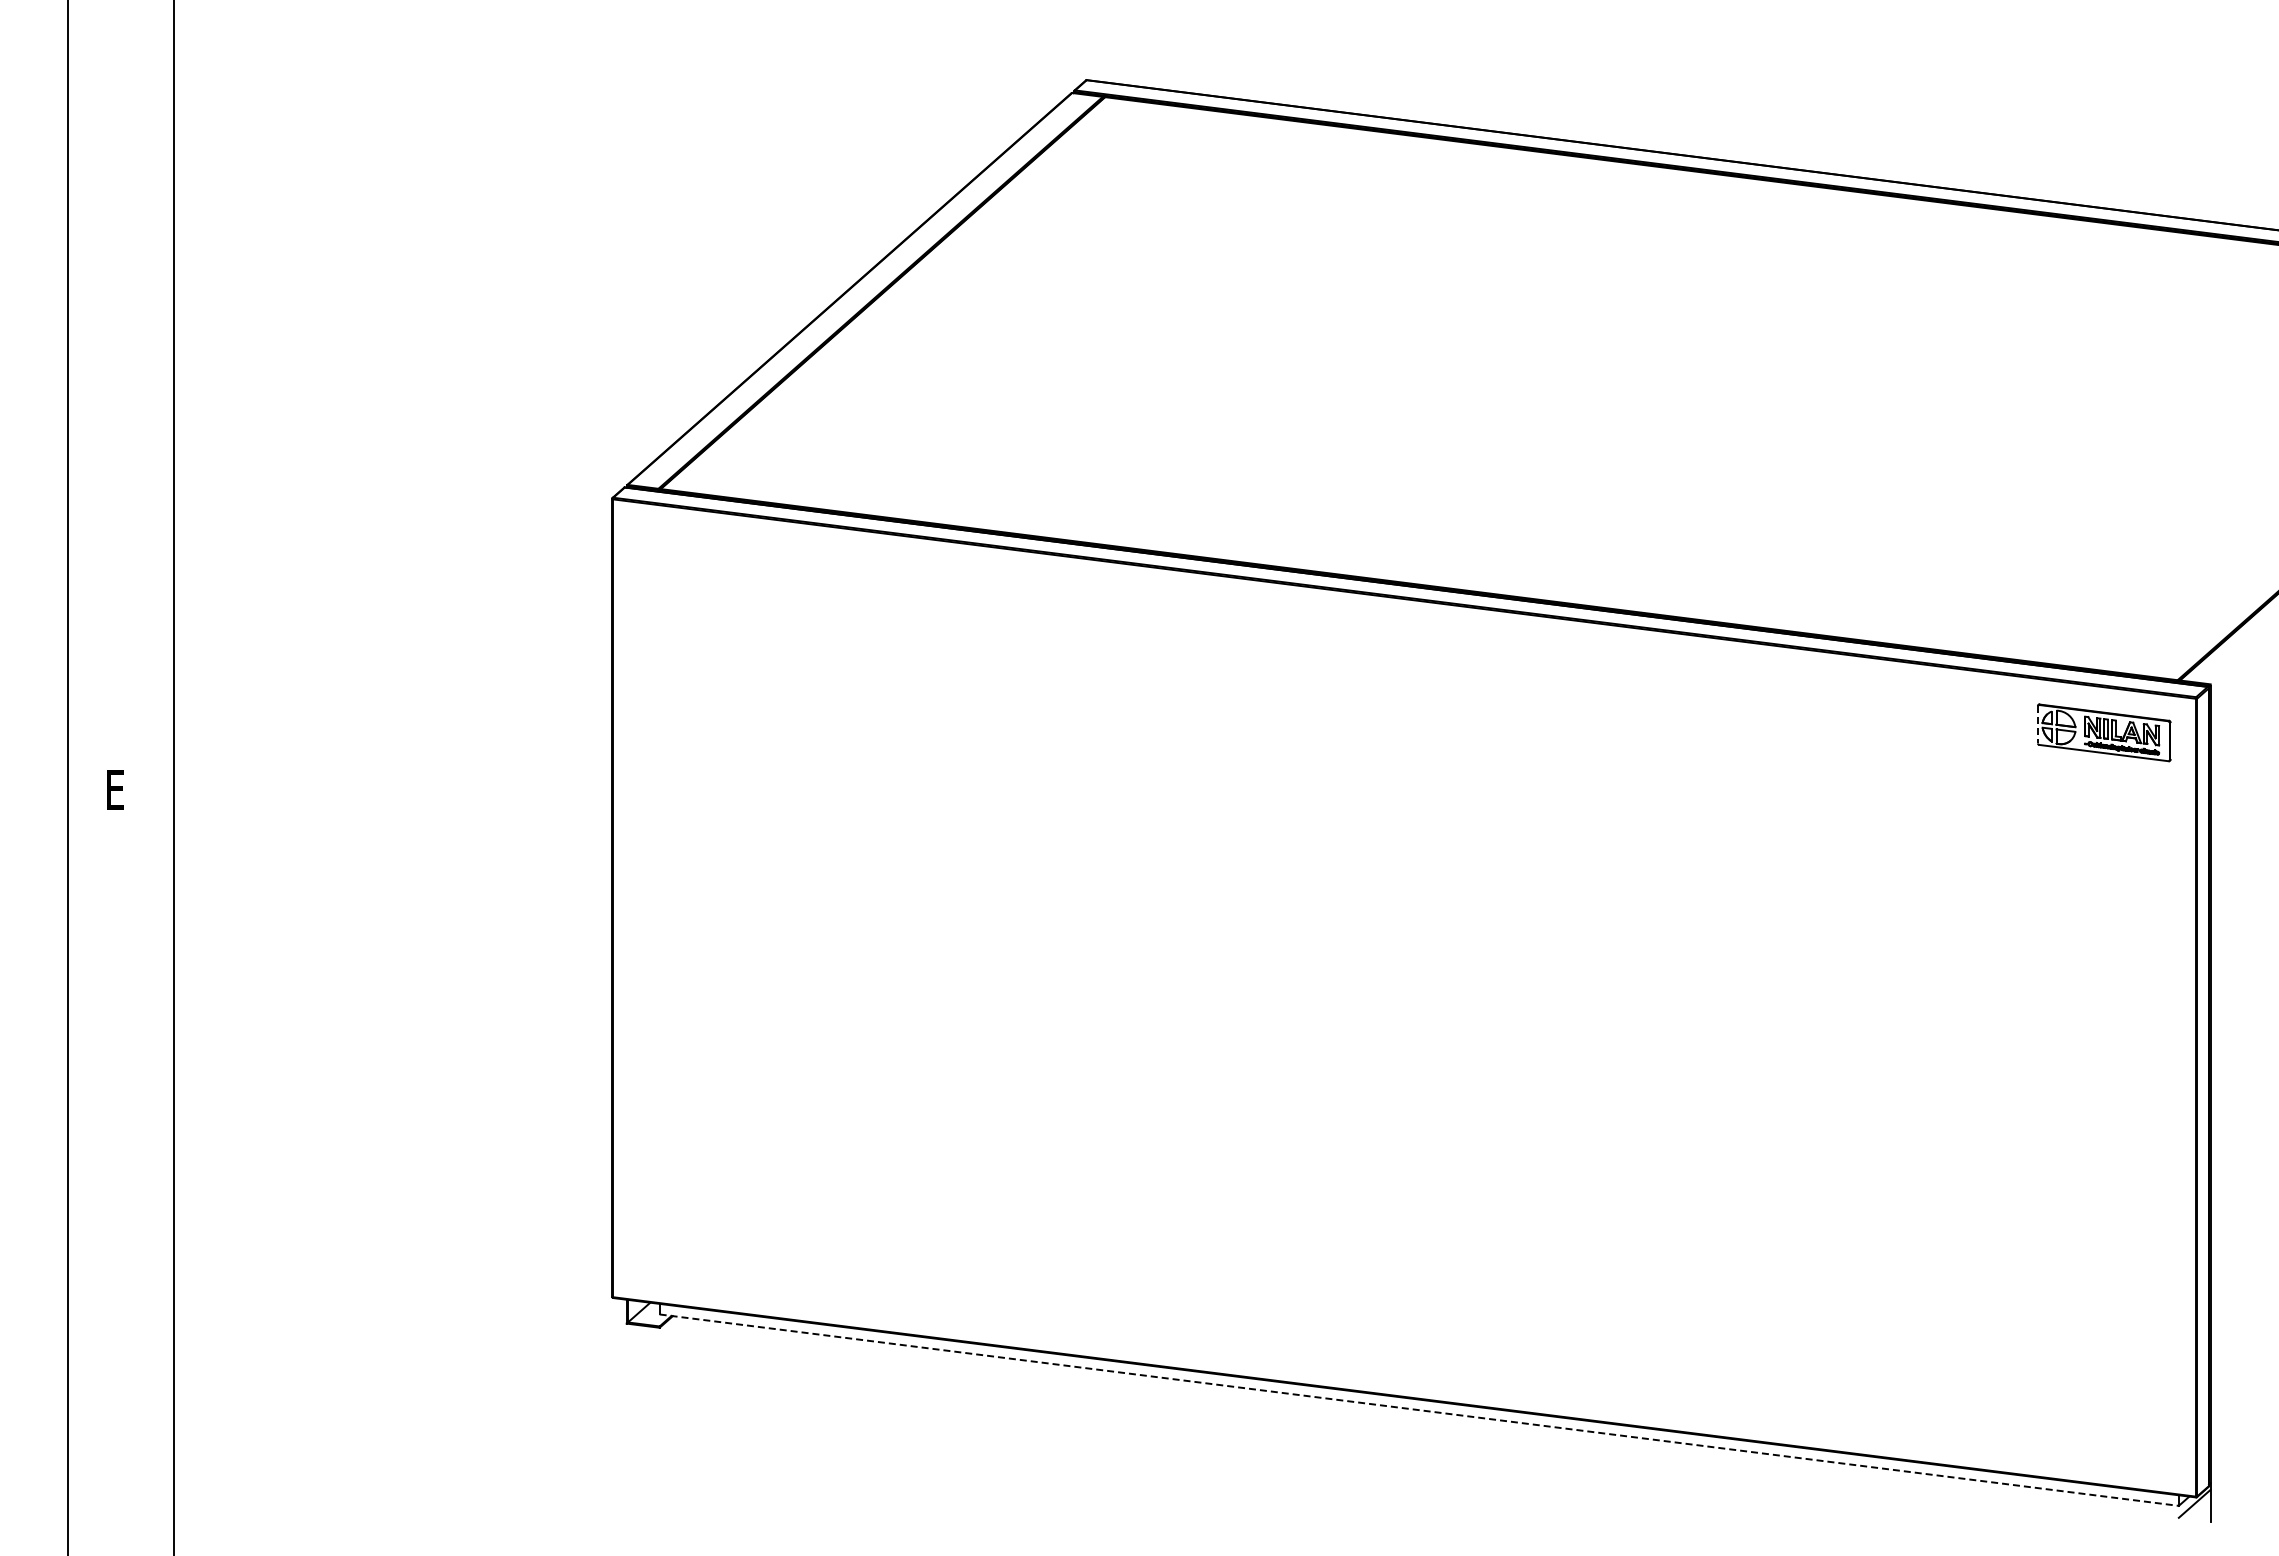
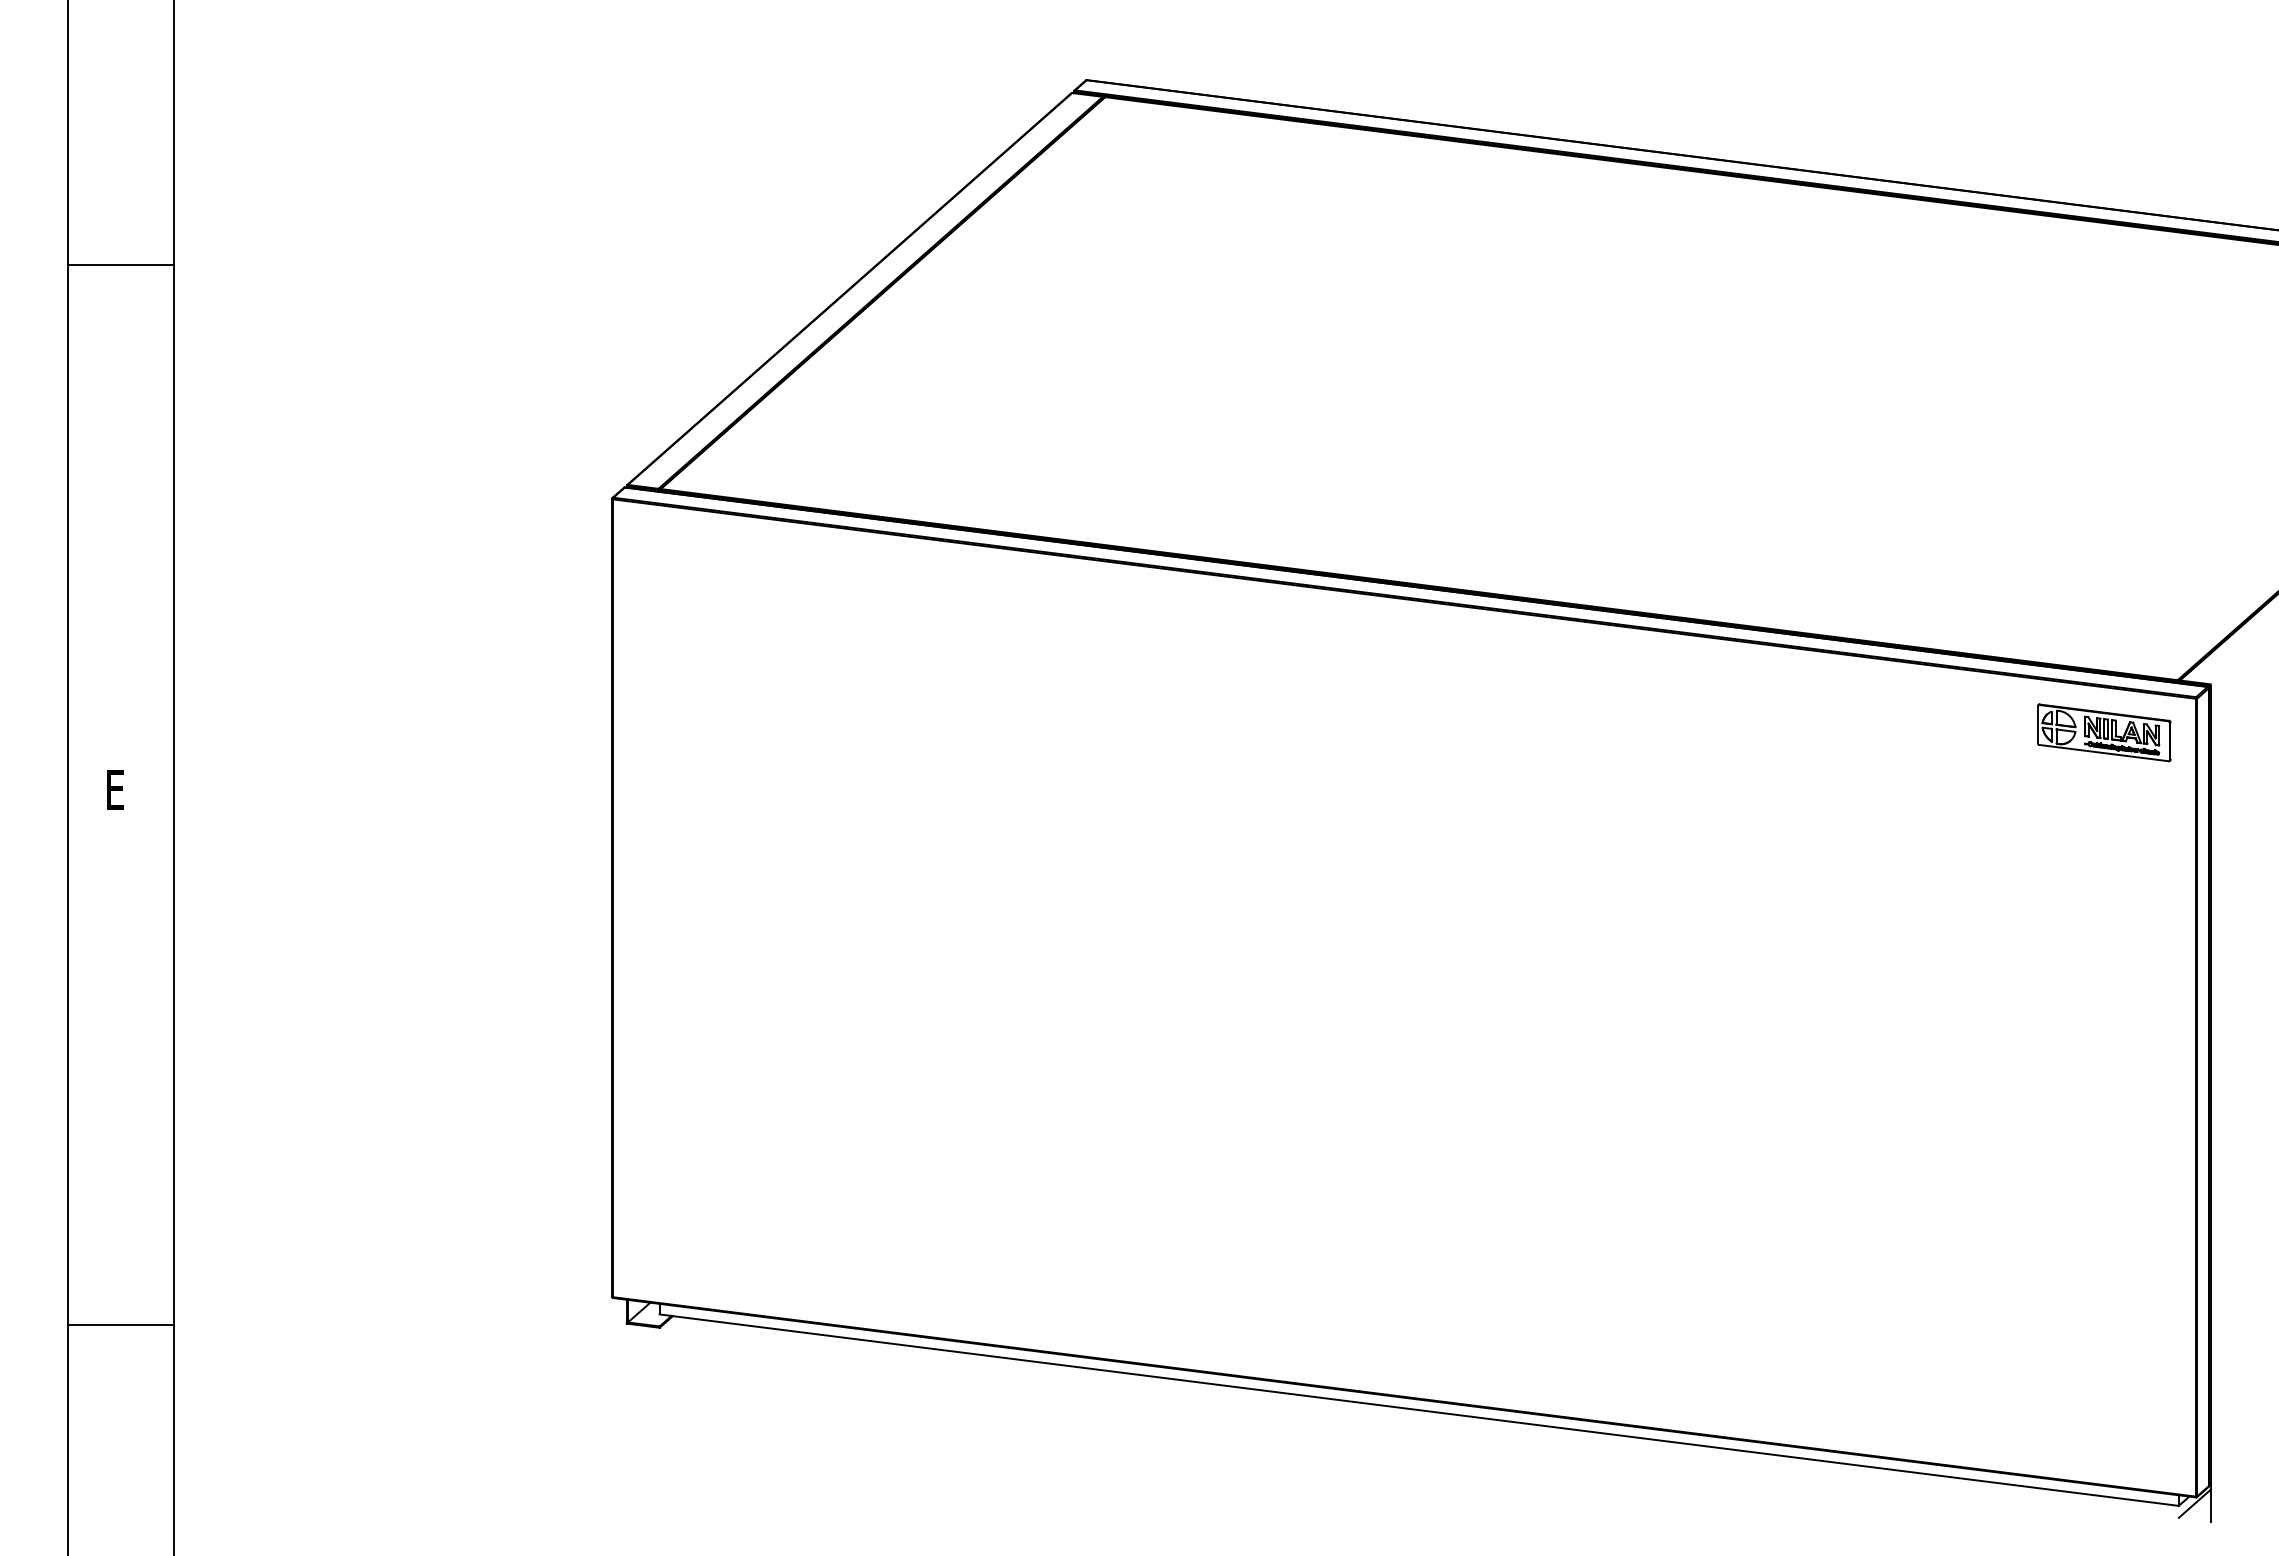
line: none -> present (121, 265)
line: dashed -> solid (2037, 724)
line: none -> present (121, 1324)
line: dashed -> solid (1419, 1410)
